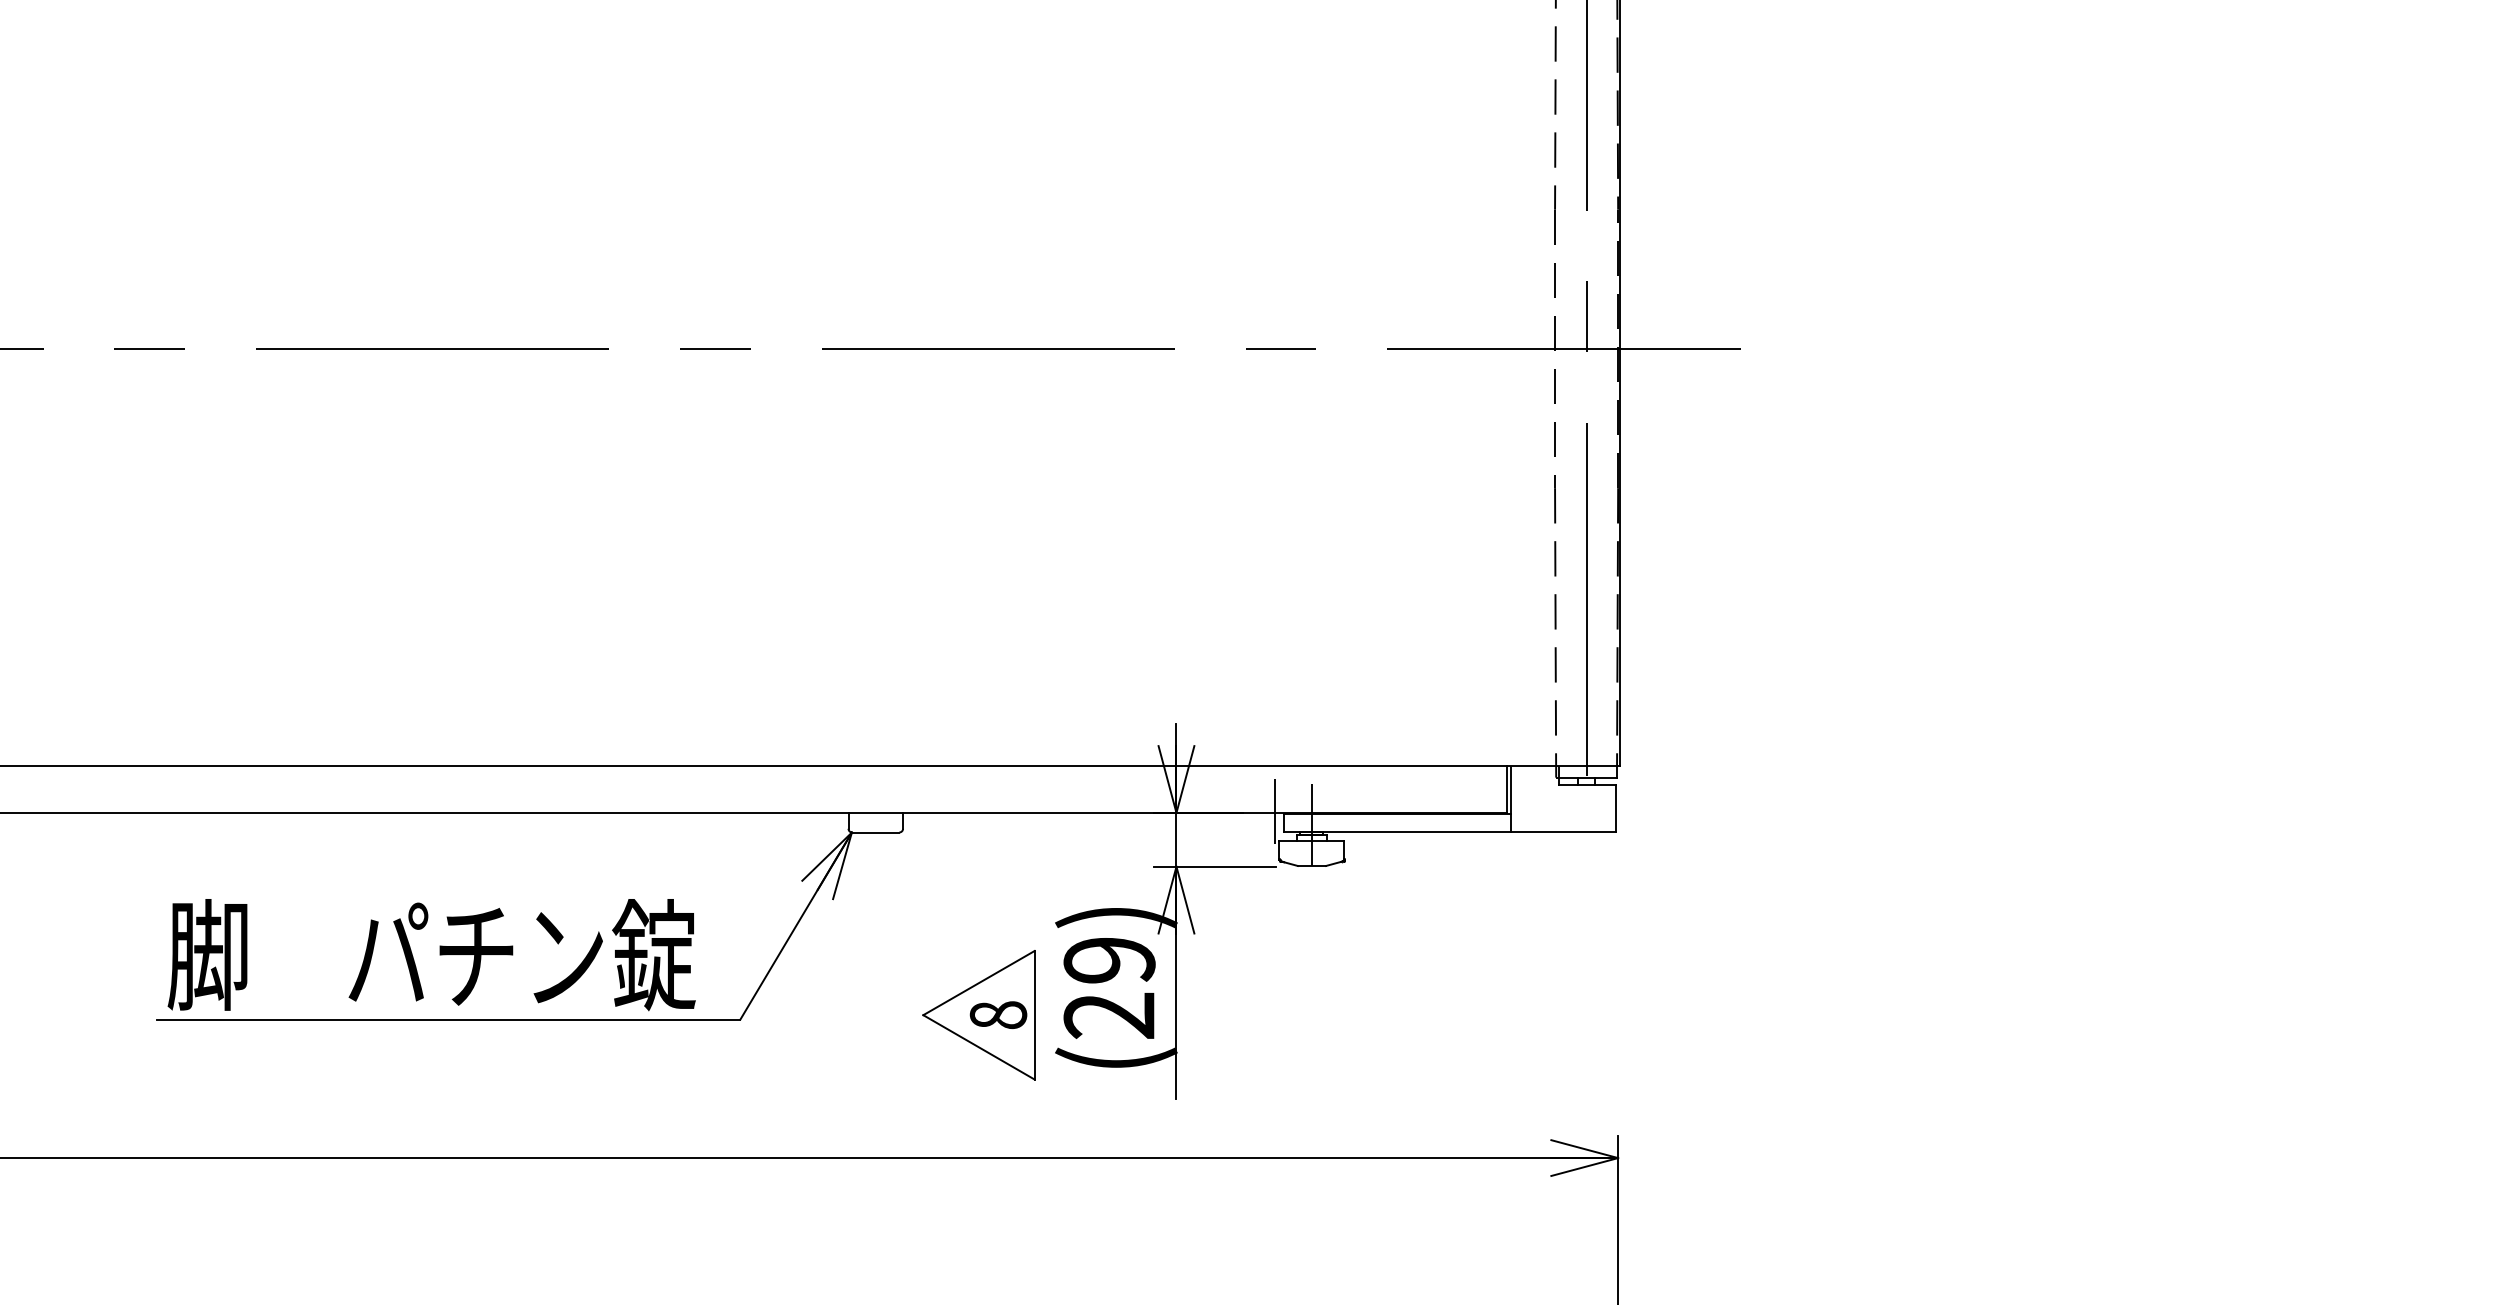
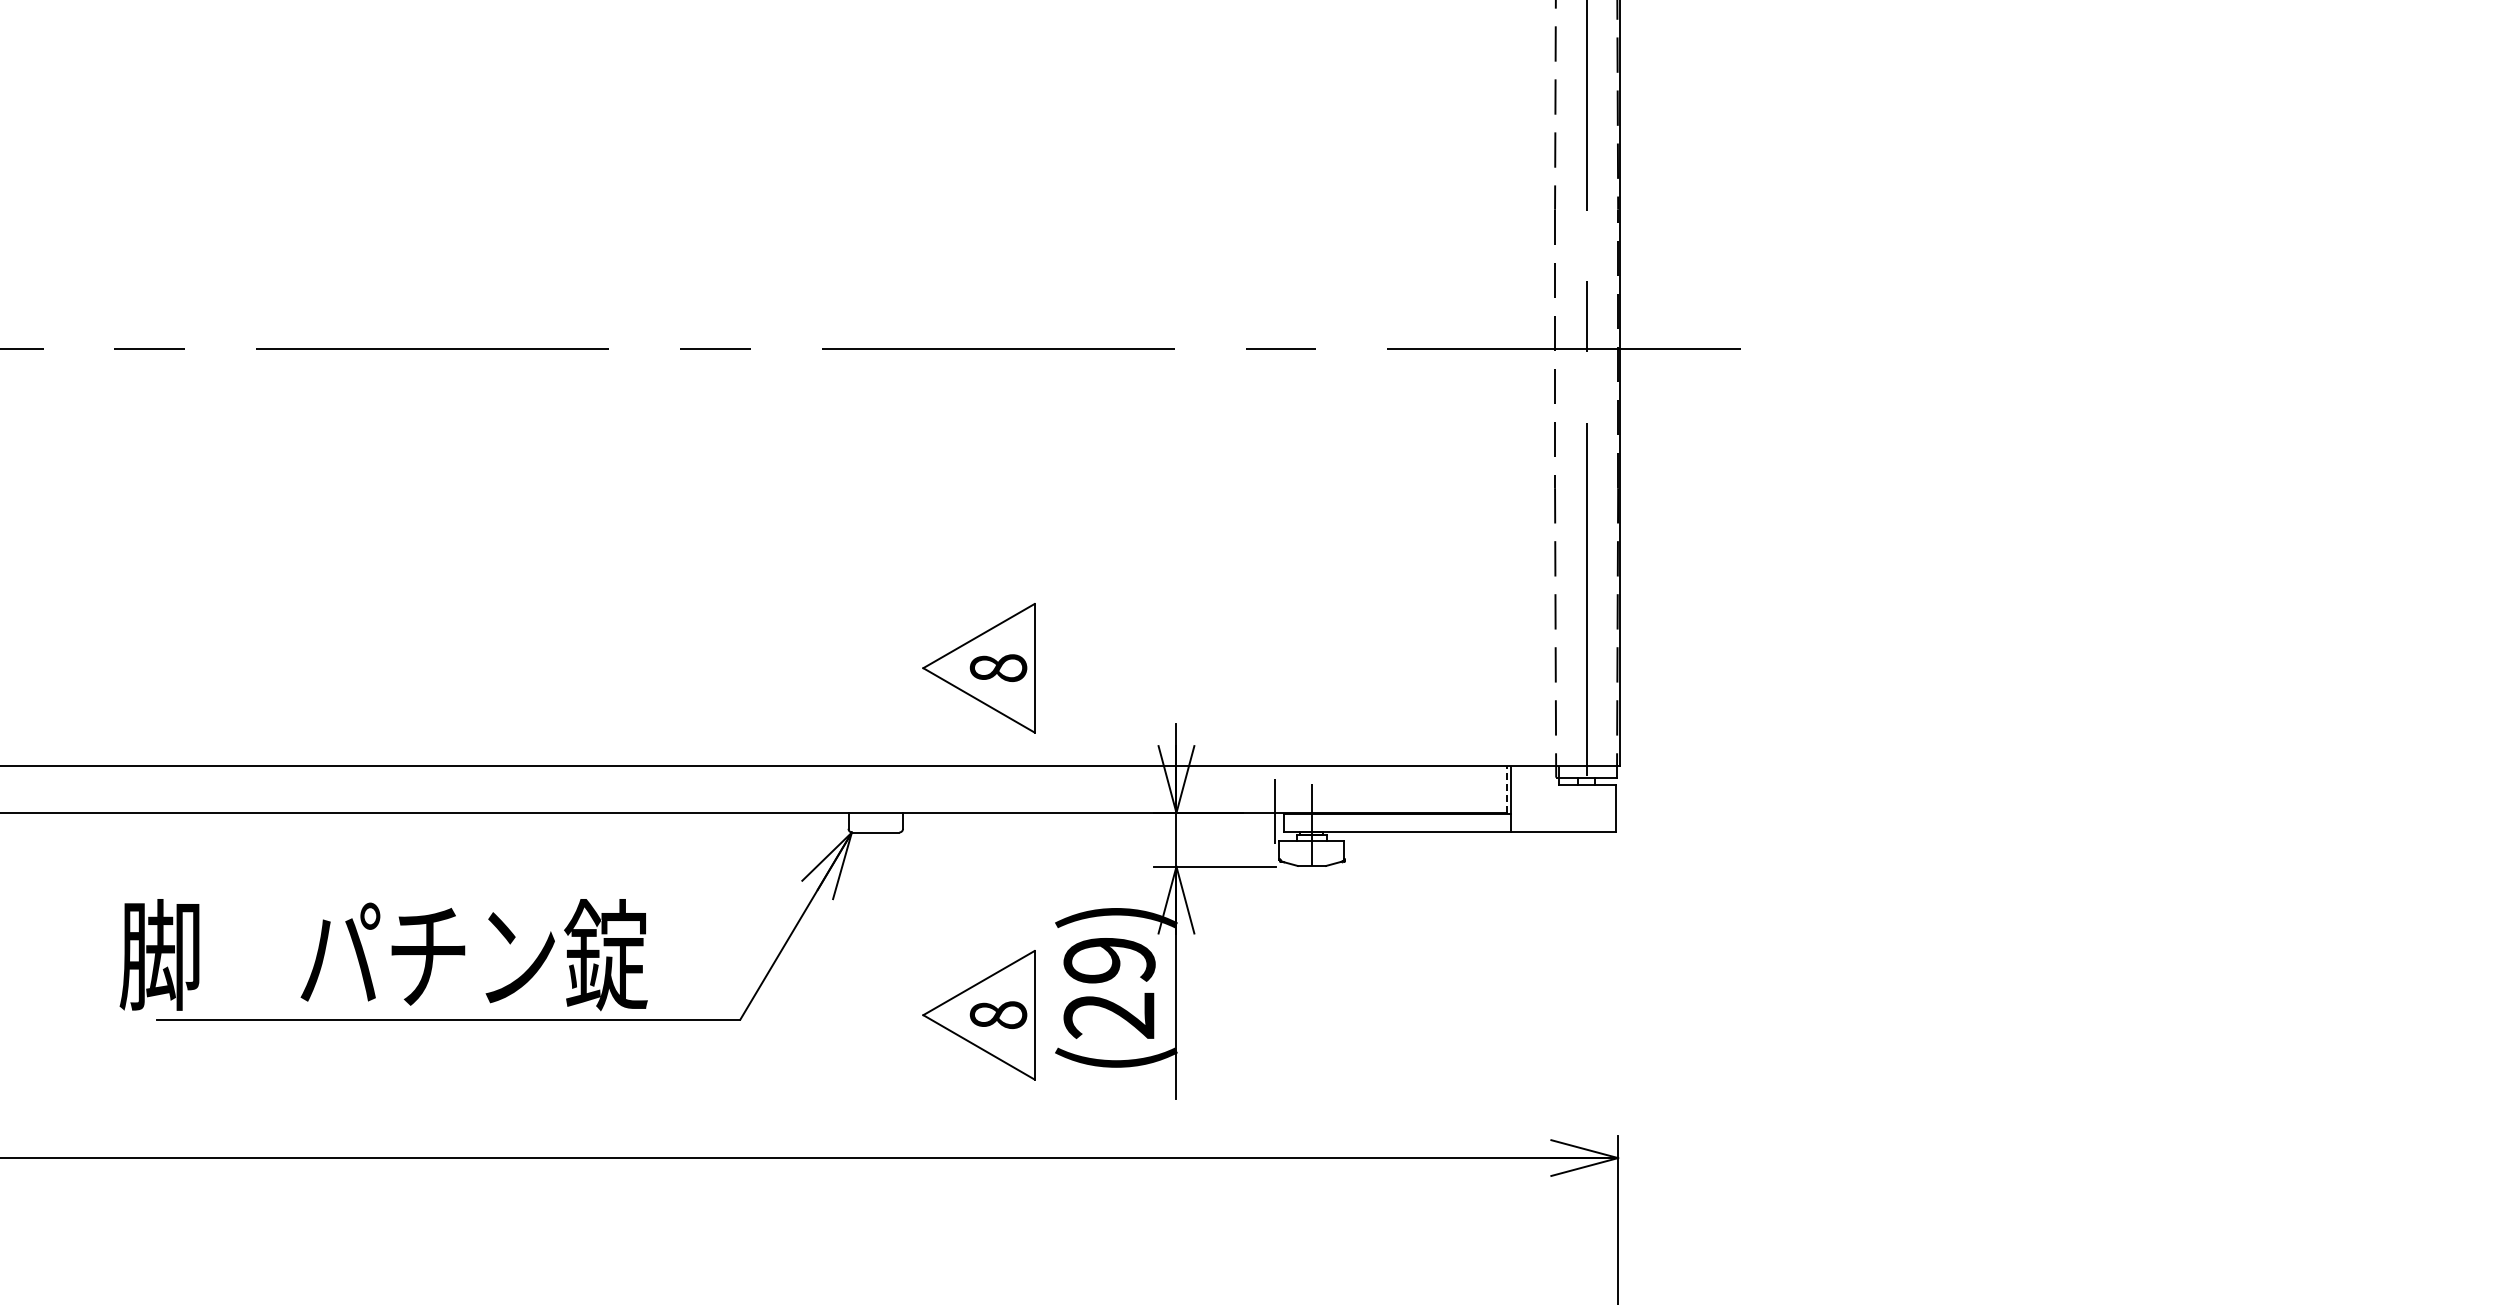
part: none -> present (978, 668)
line: solid -> dashed (1506, 789)
text position: (431, 955) -> (383, 955) (383, 955)
